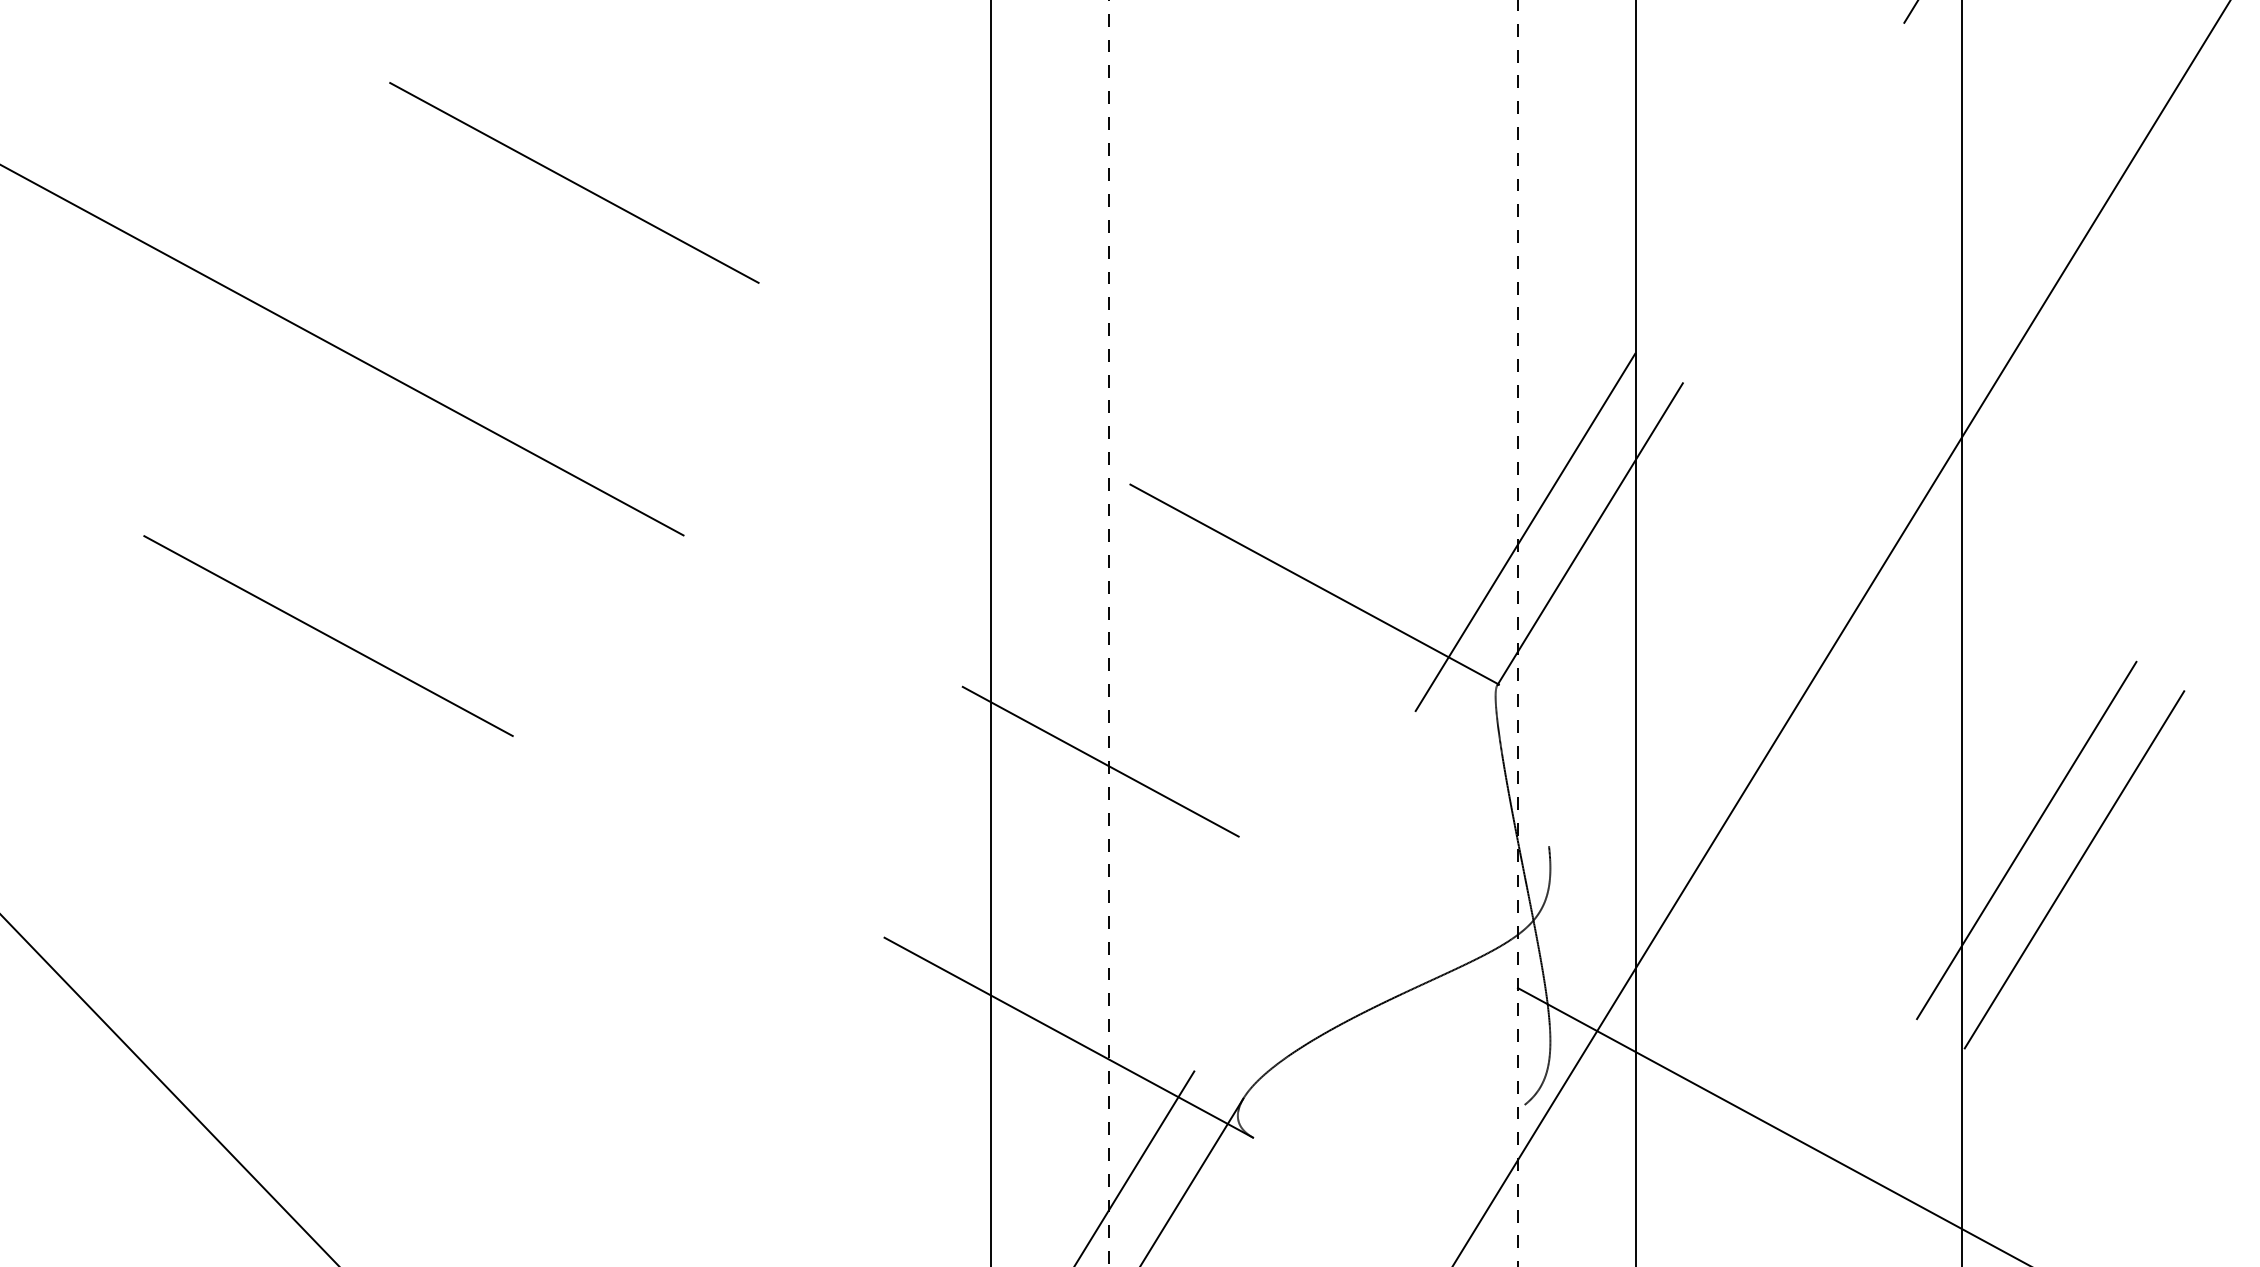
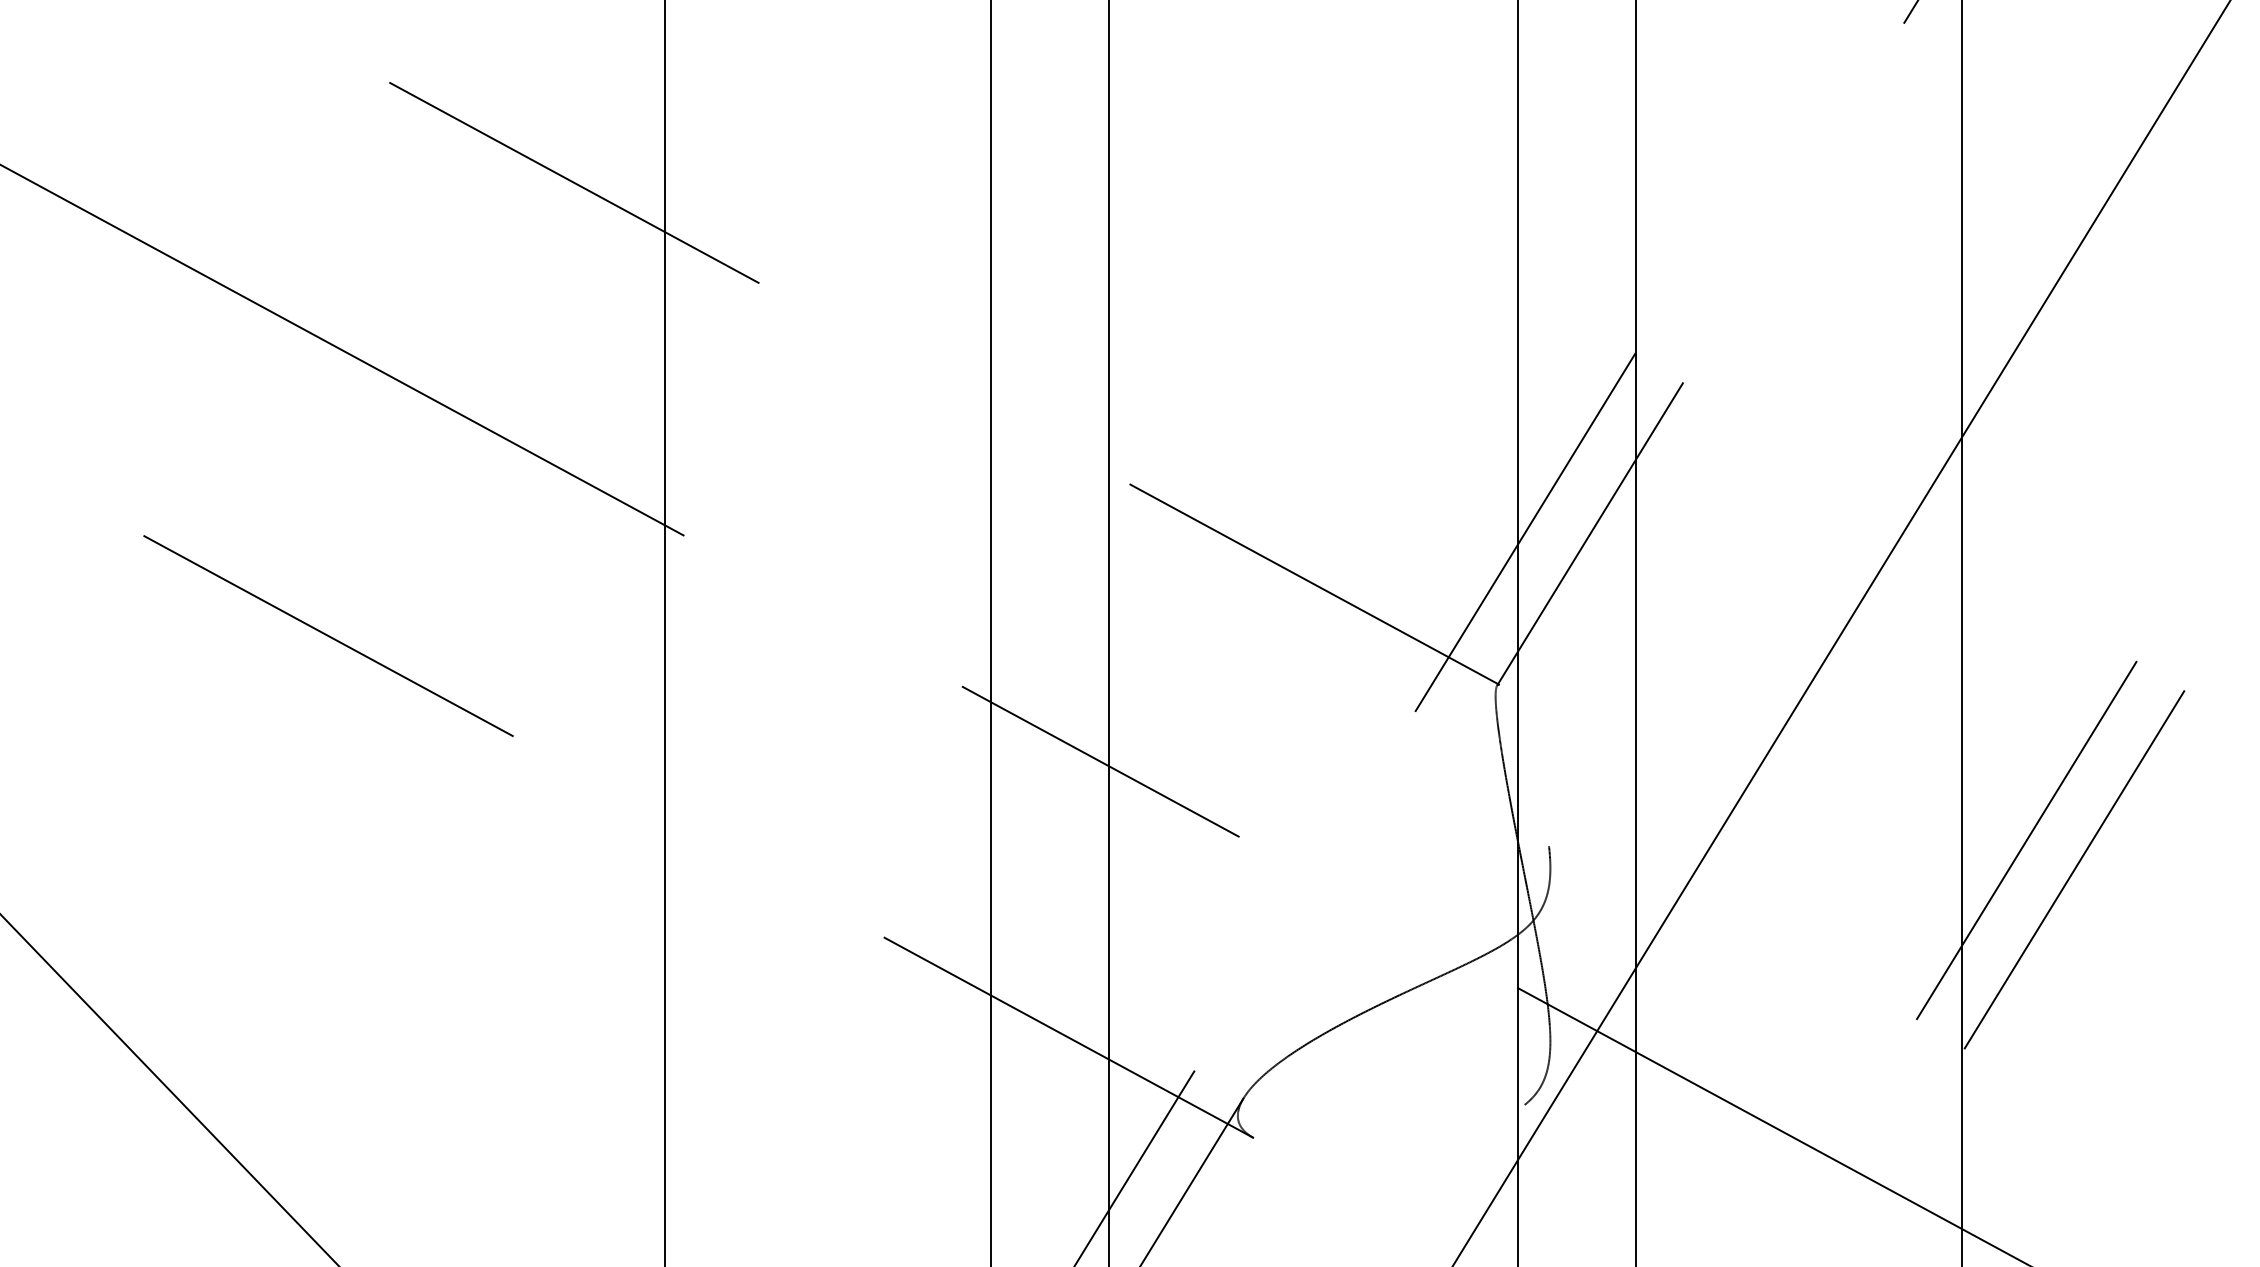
line: none -> present (665, 632)
line: dashed -> solid (1109, 633)
line: dashed -> solid (1517, 633)
